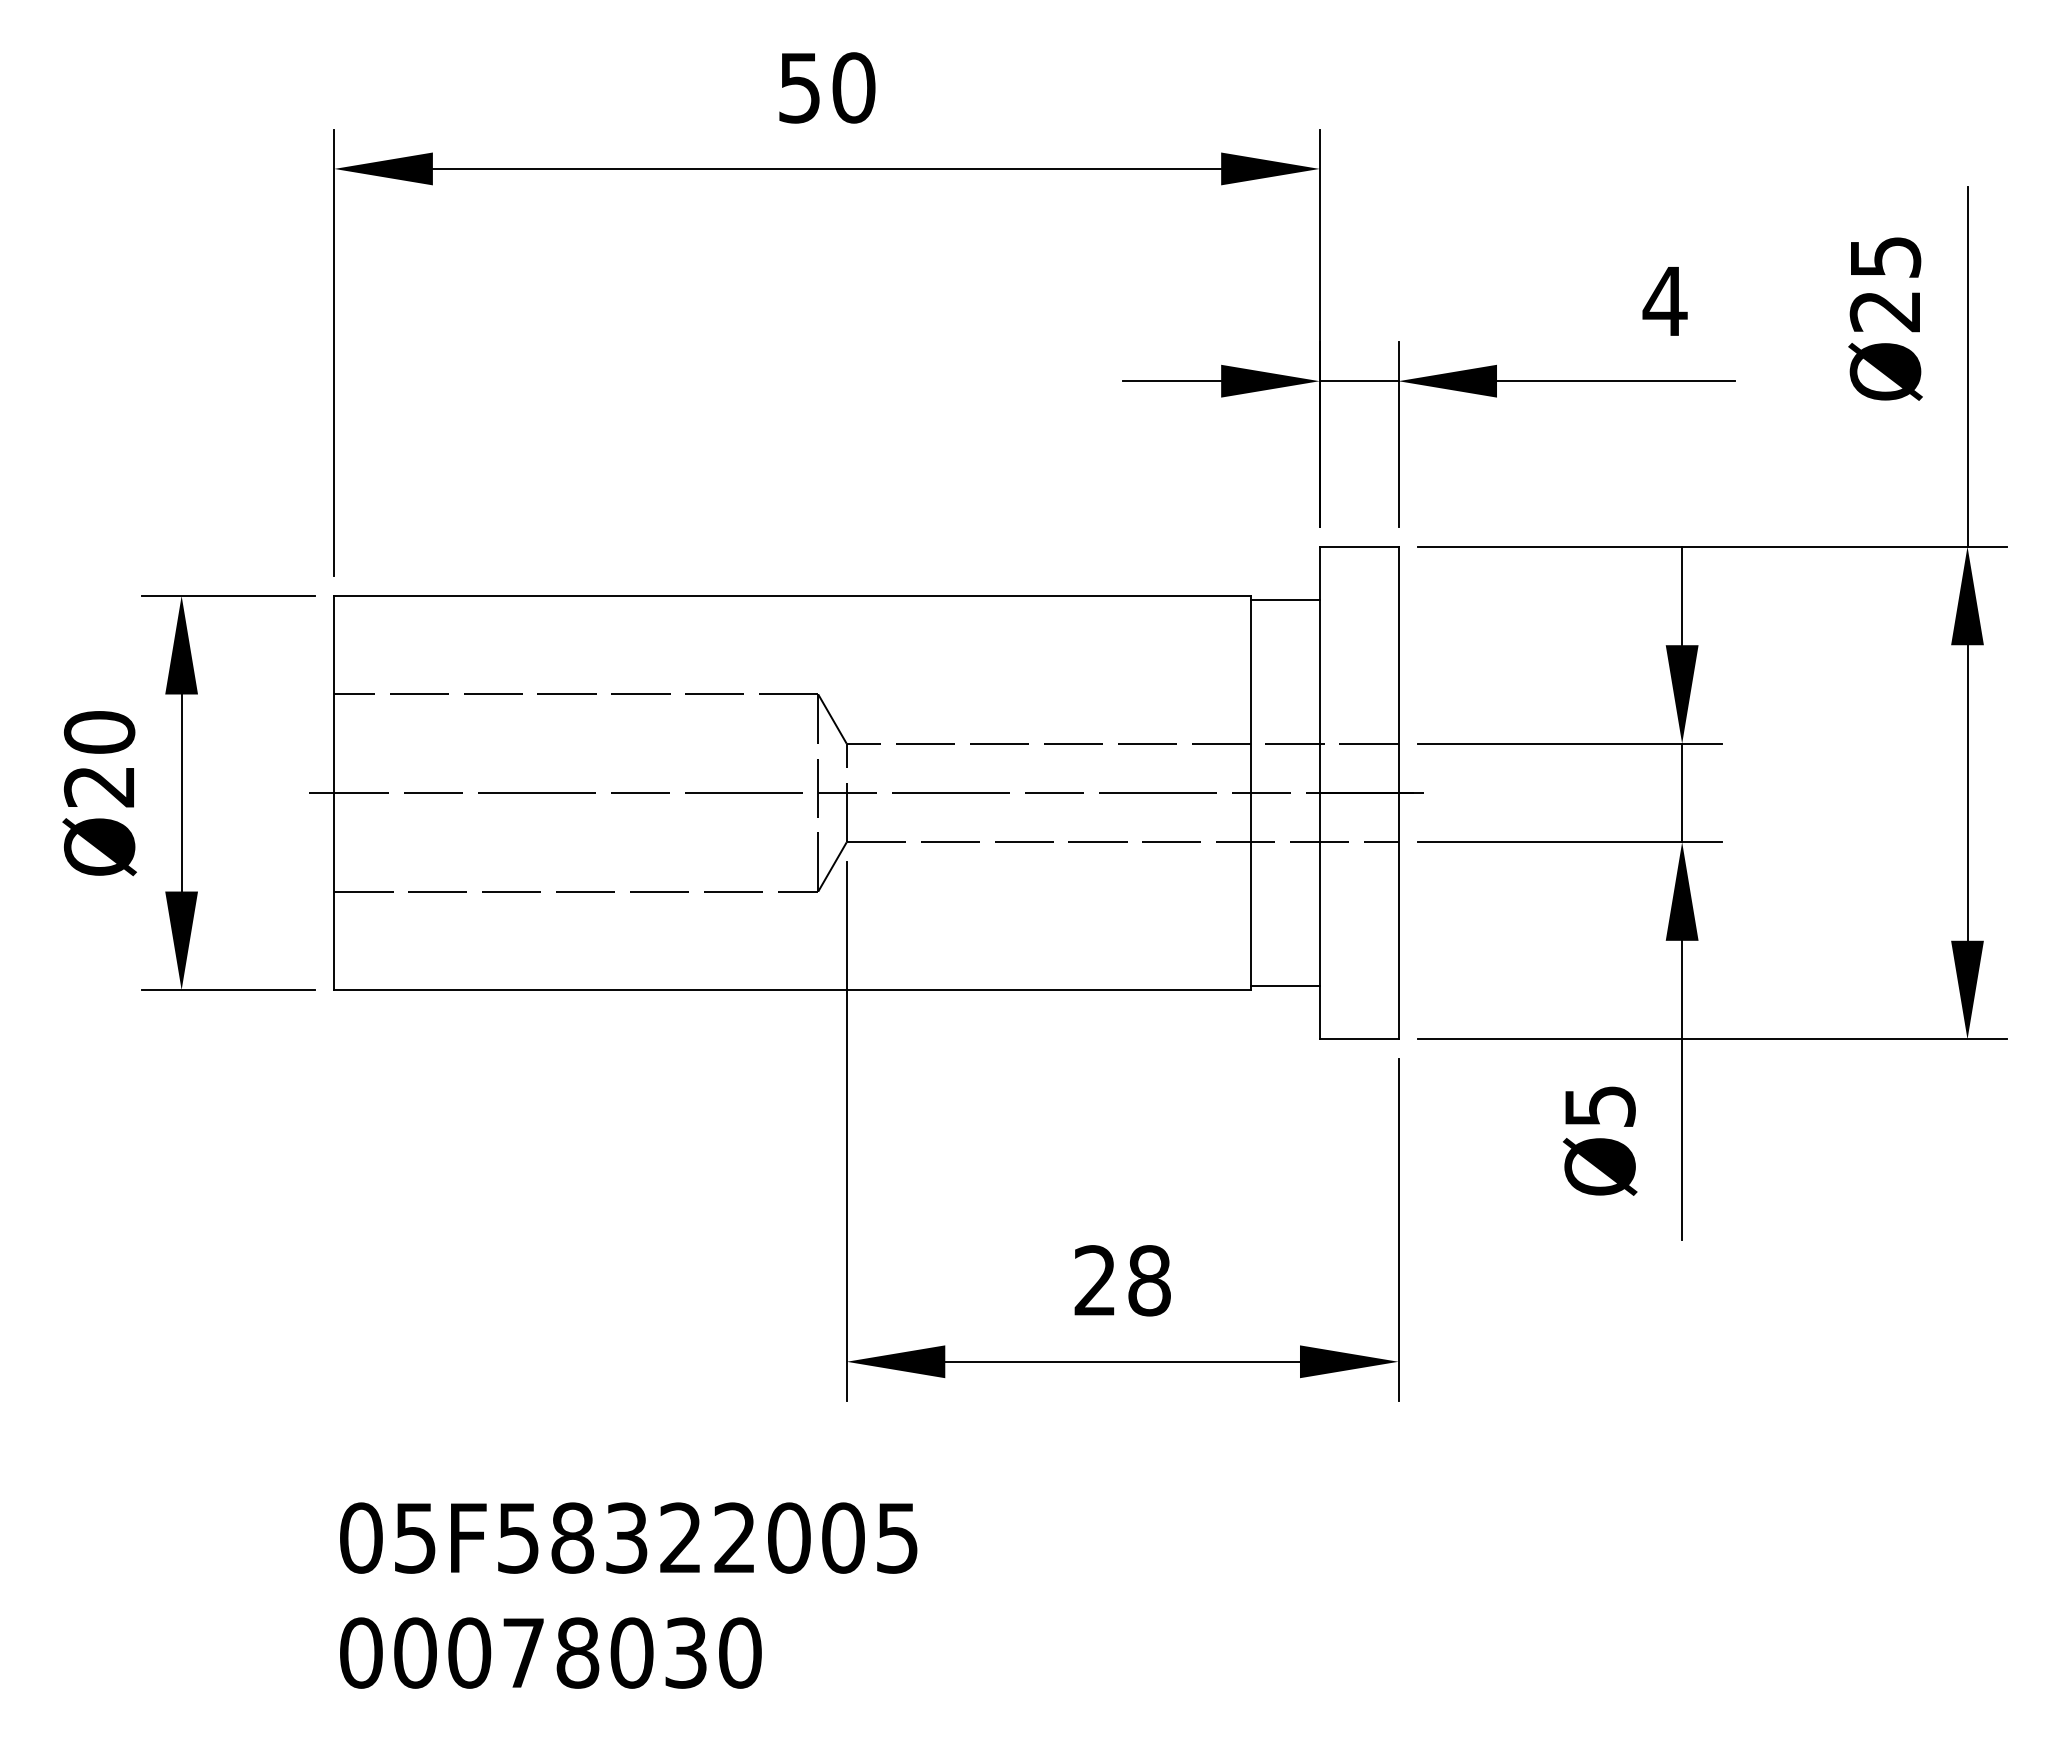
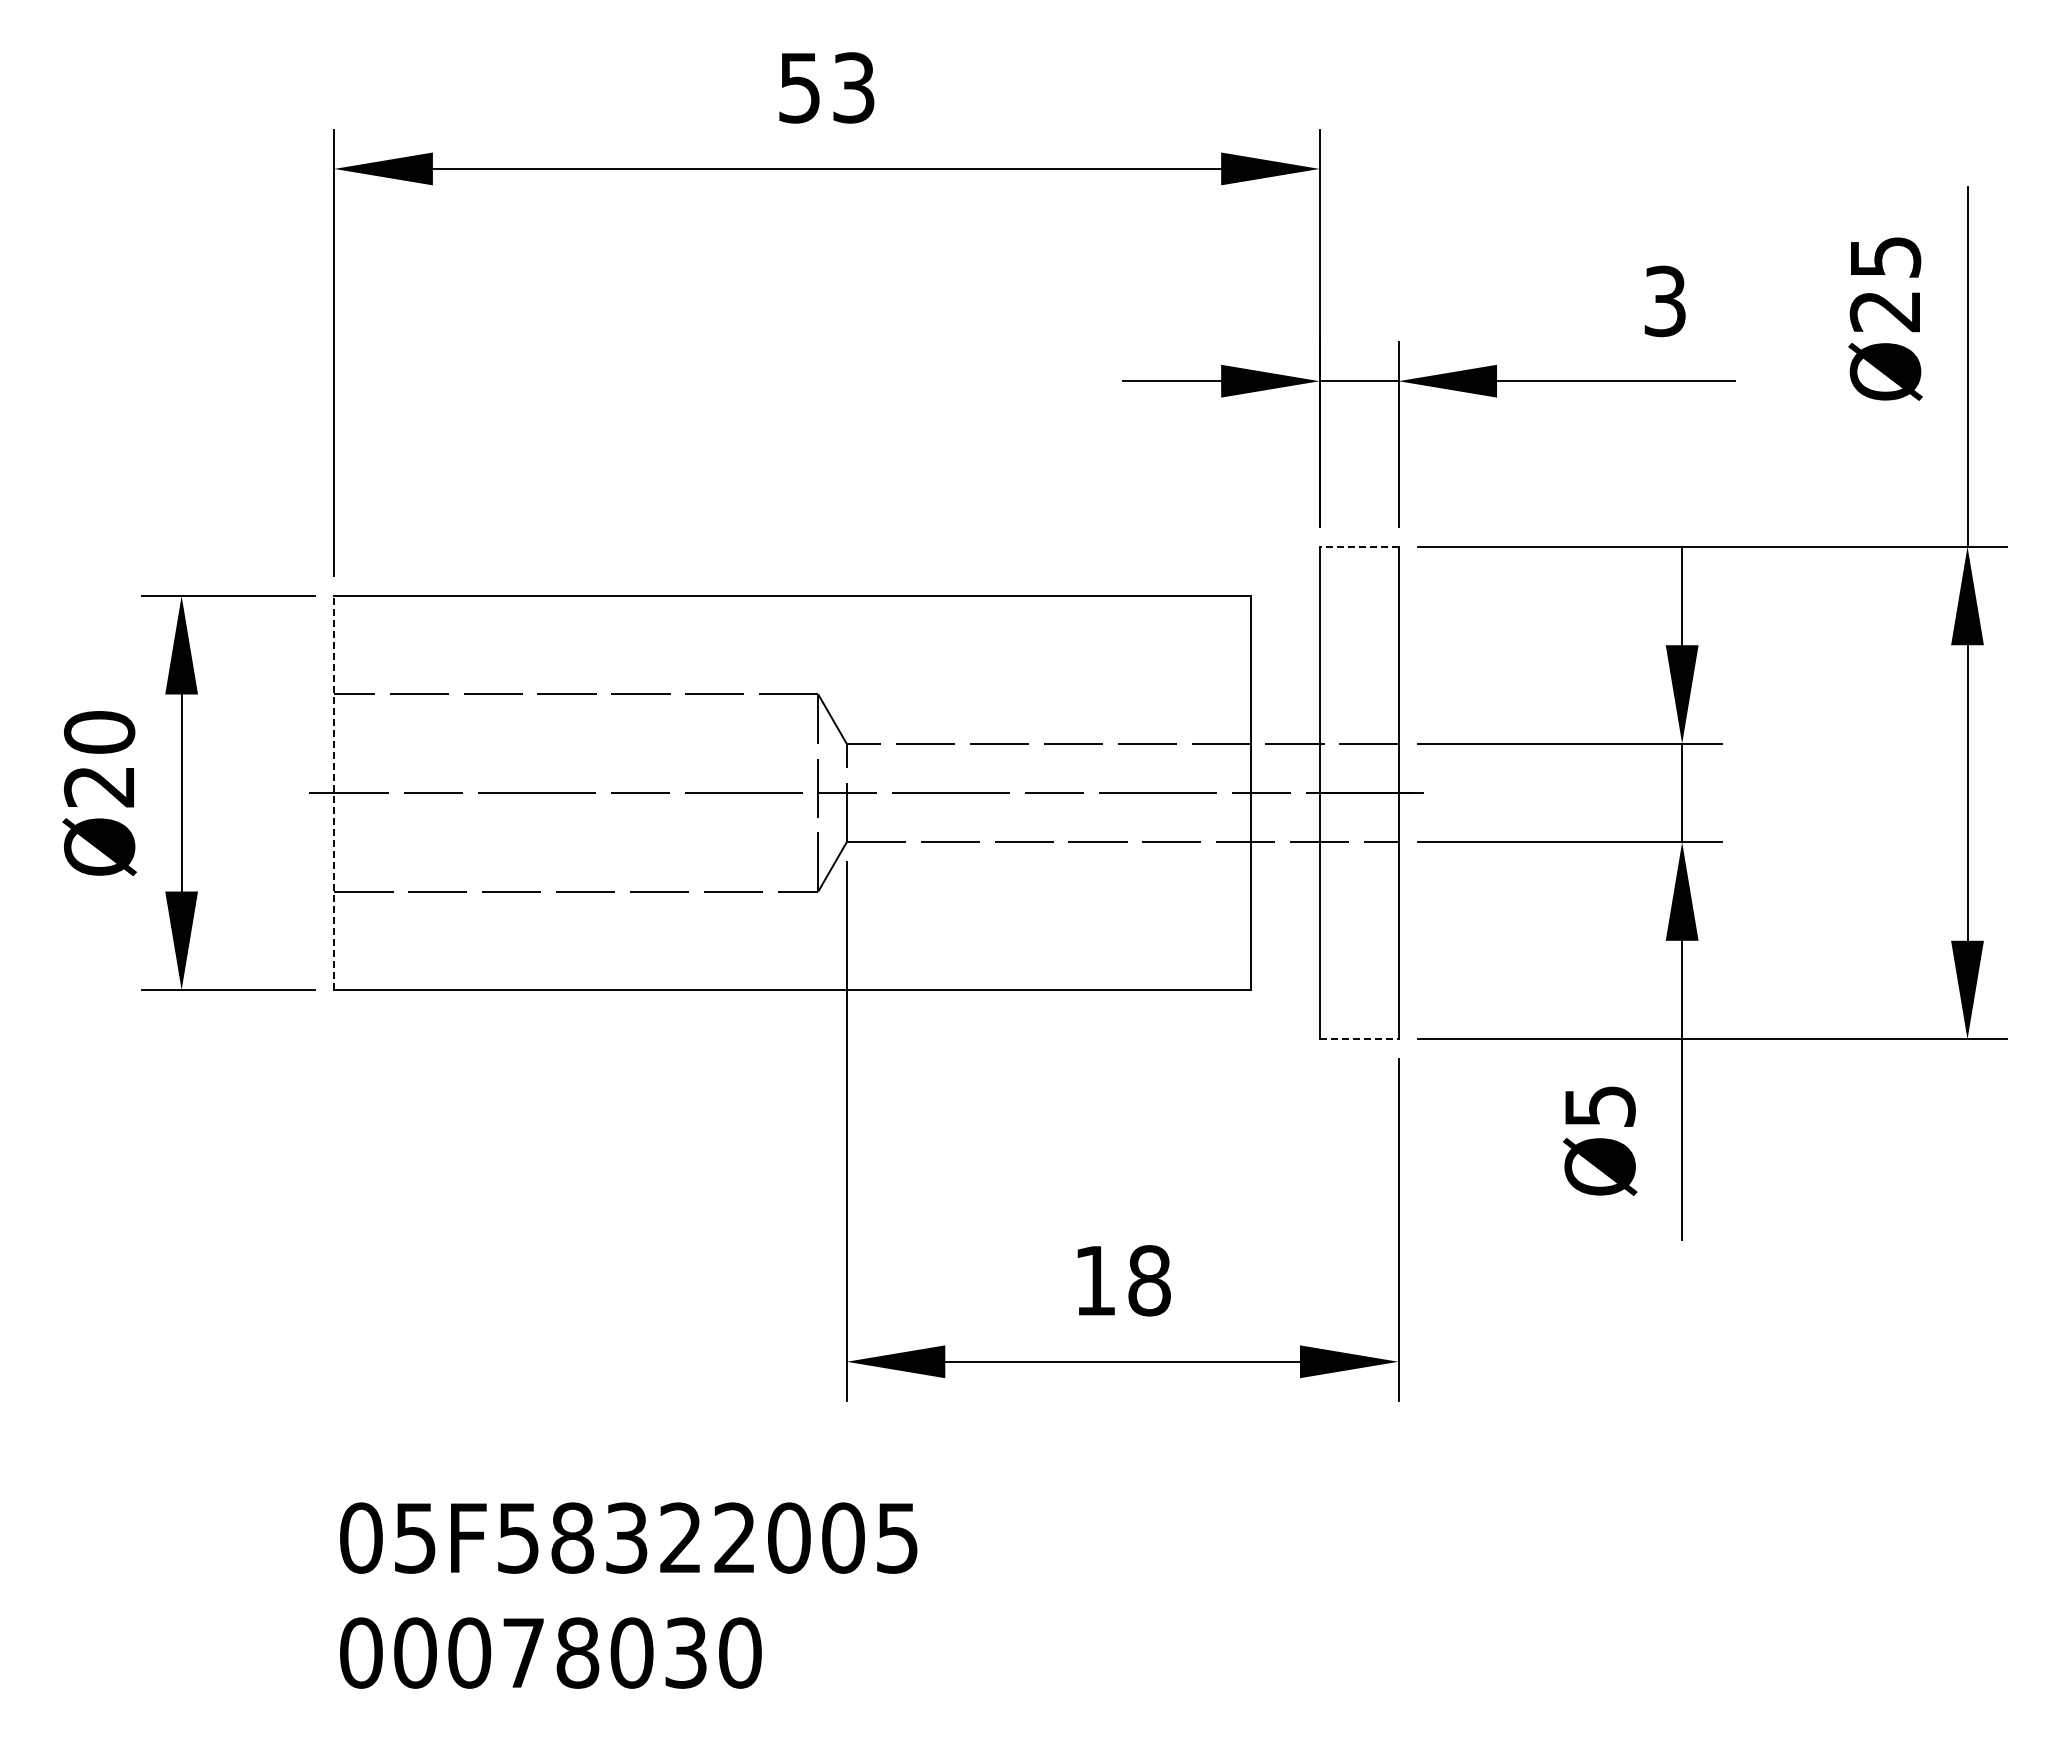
text: 50 -> 53 (853, 87)
text: 4 -> 3 (1664, 301)
line: solid -> dashed (1358, 546)
line: present -> none (1284, 599)
line: solid -> dashed (334, 792)
line: present -> none (1284, 986)
line: solid -> dashed (1359, 1039)
text: 28 -> 18 (1094, 1280)
